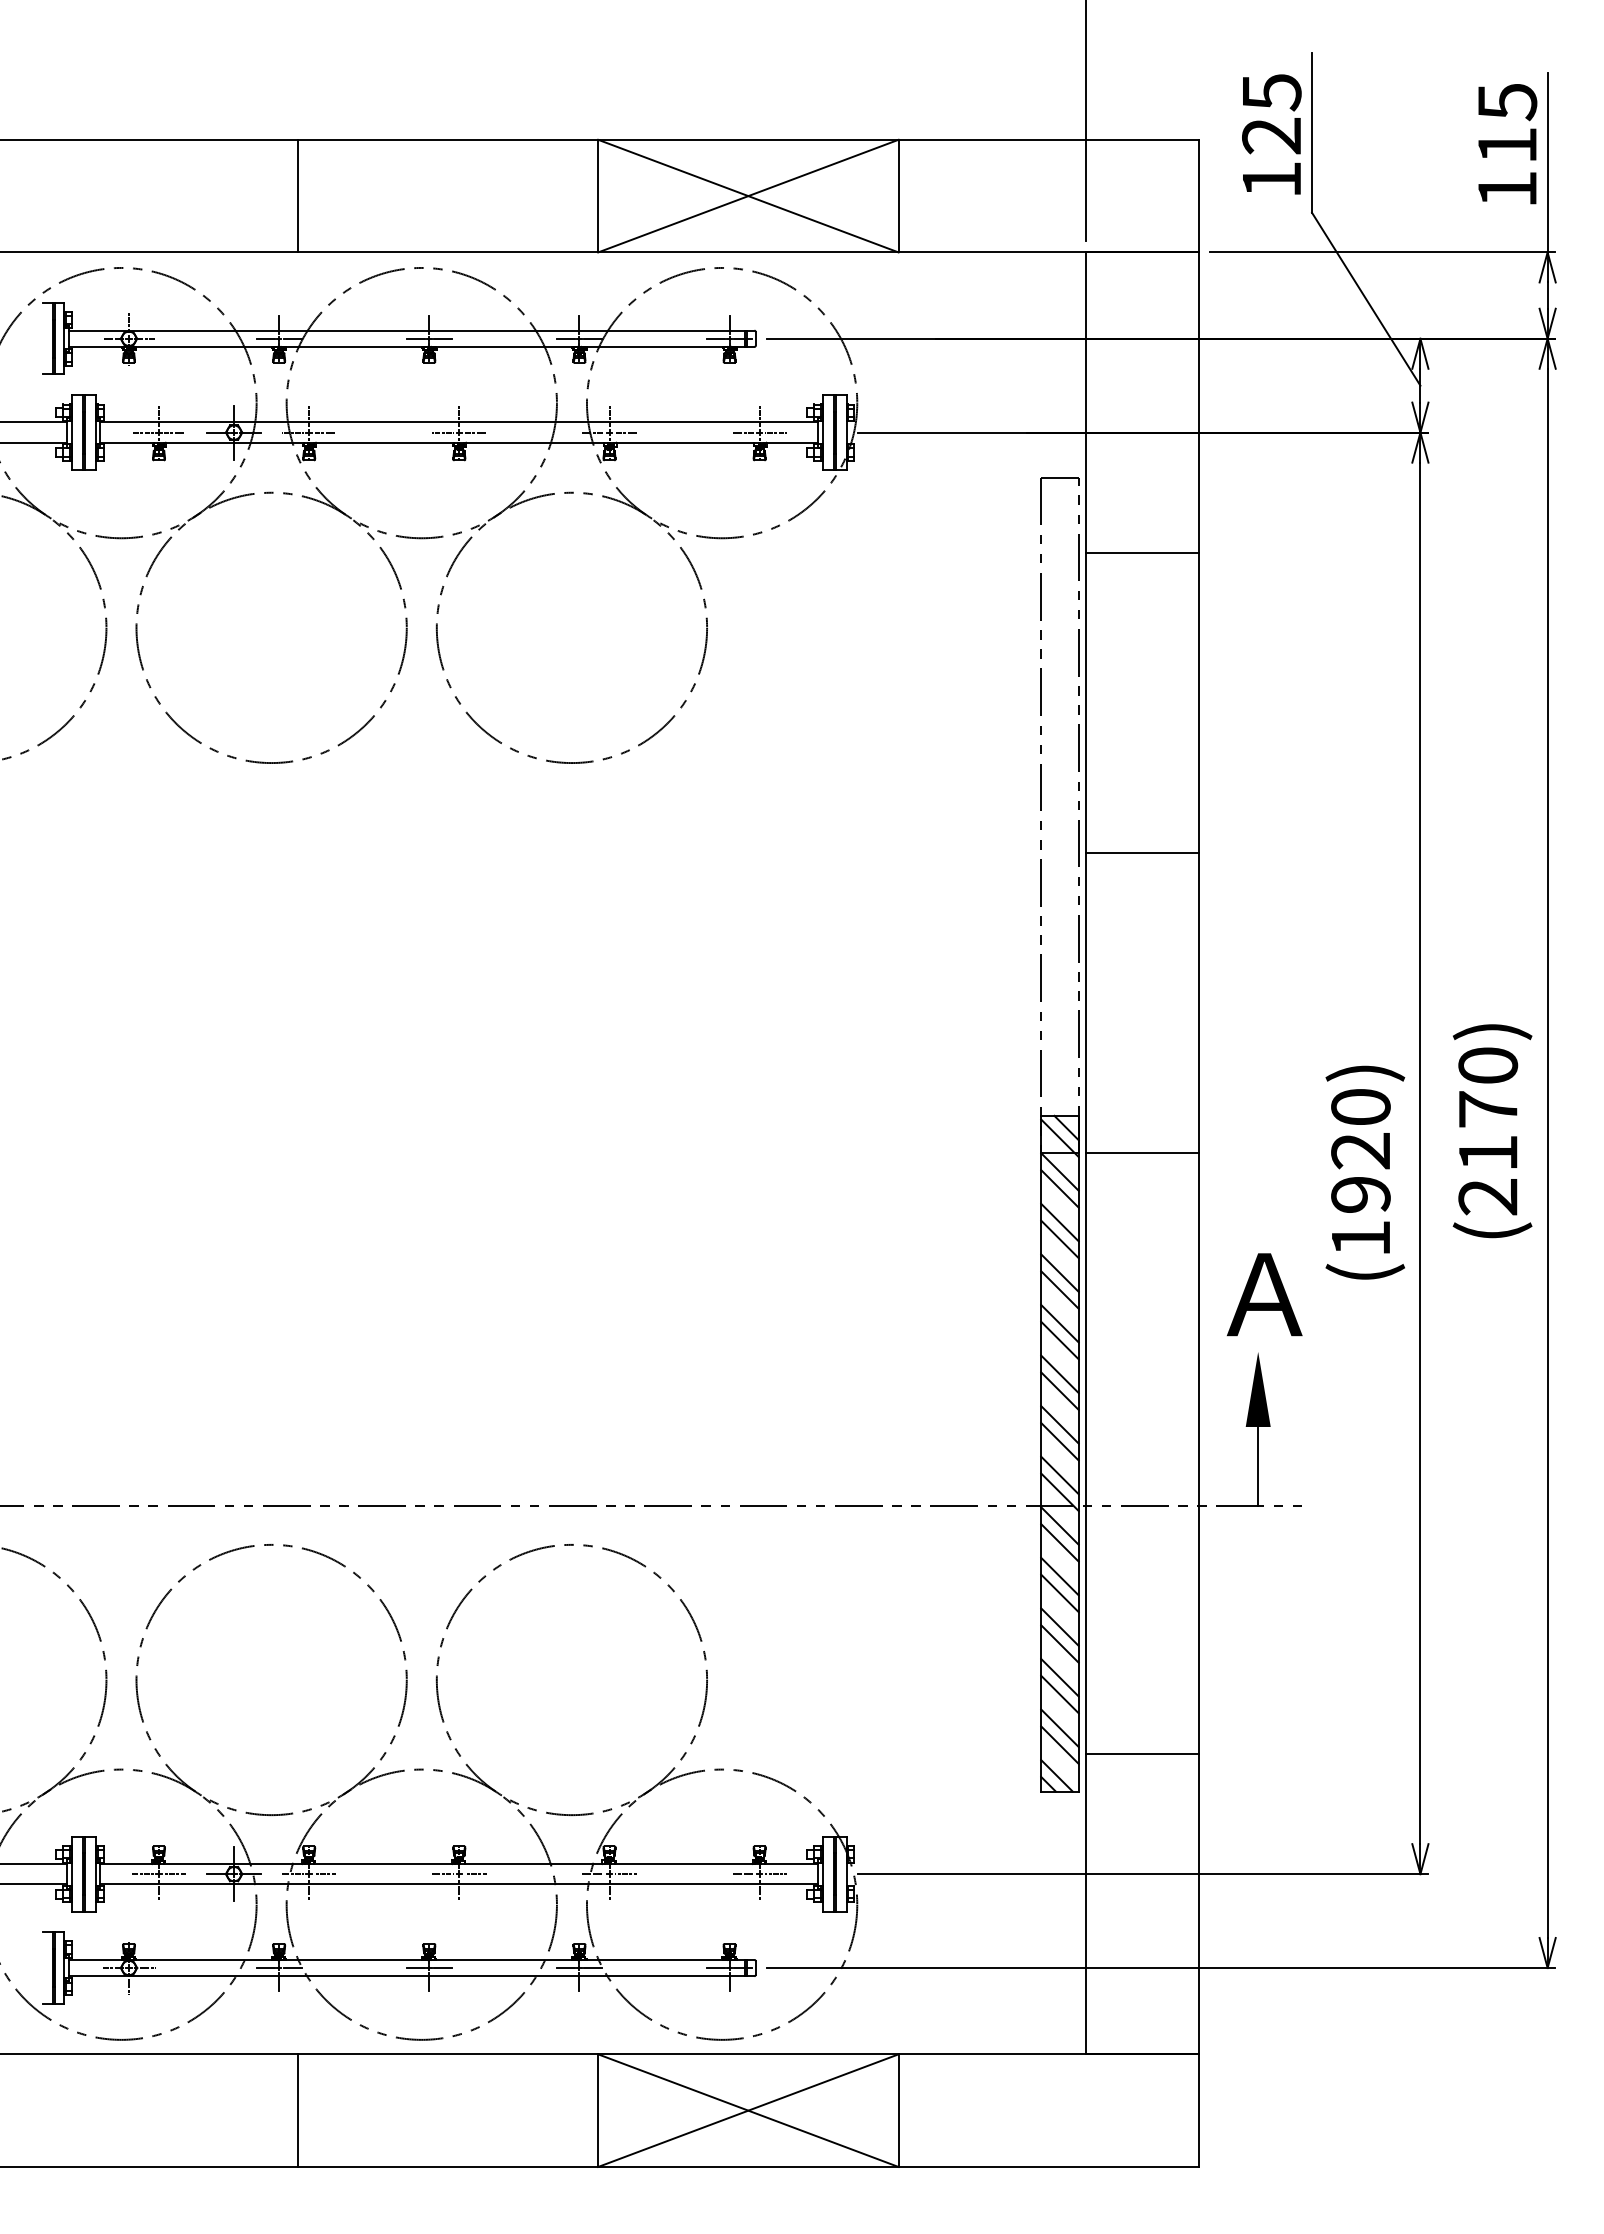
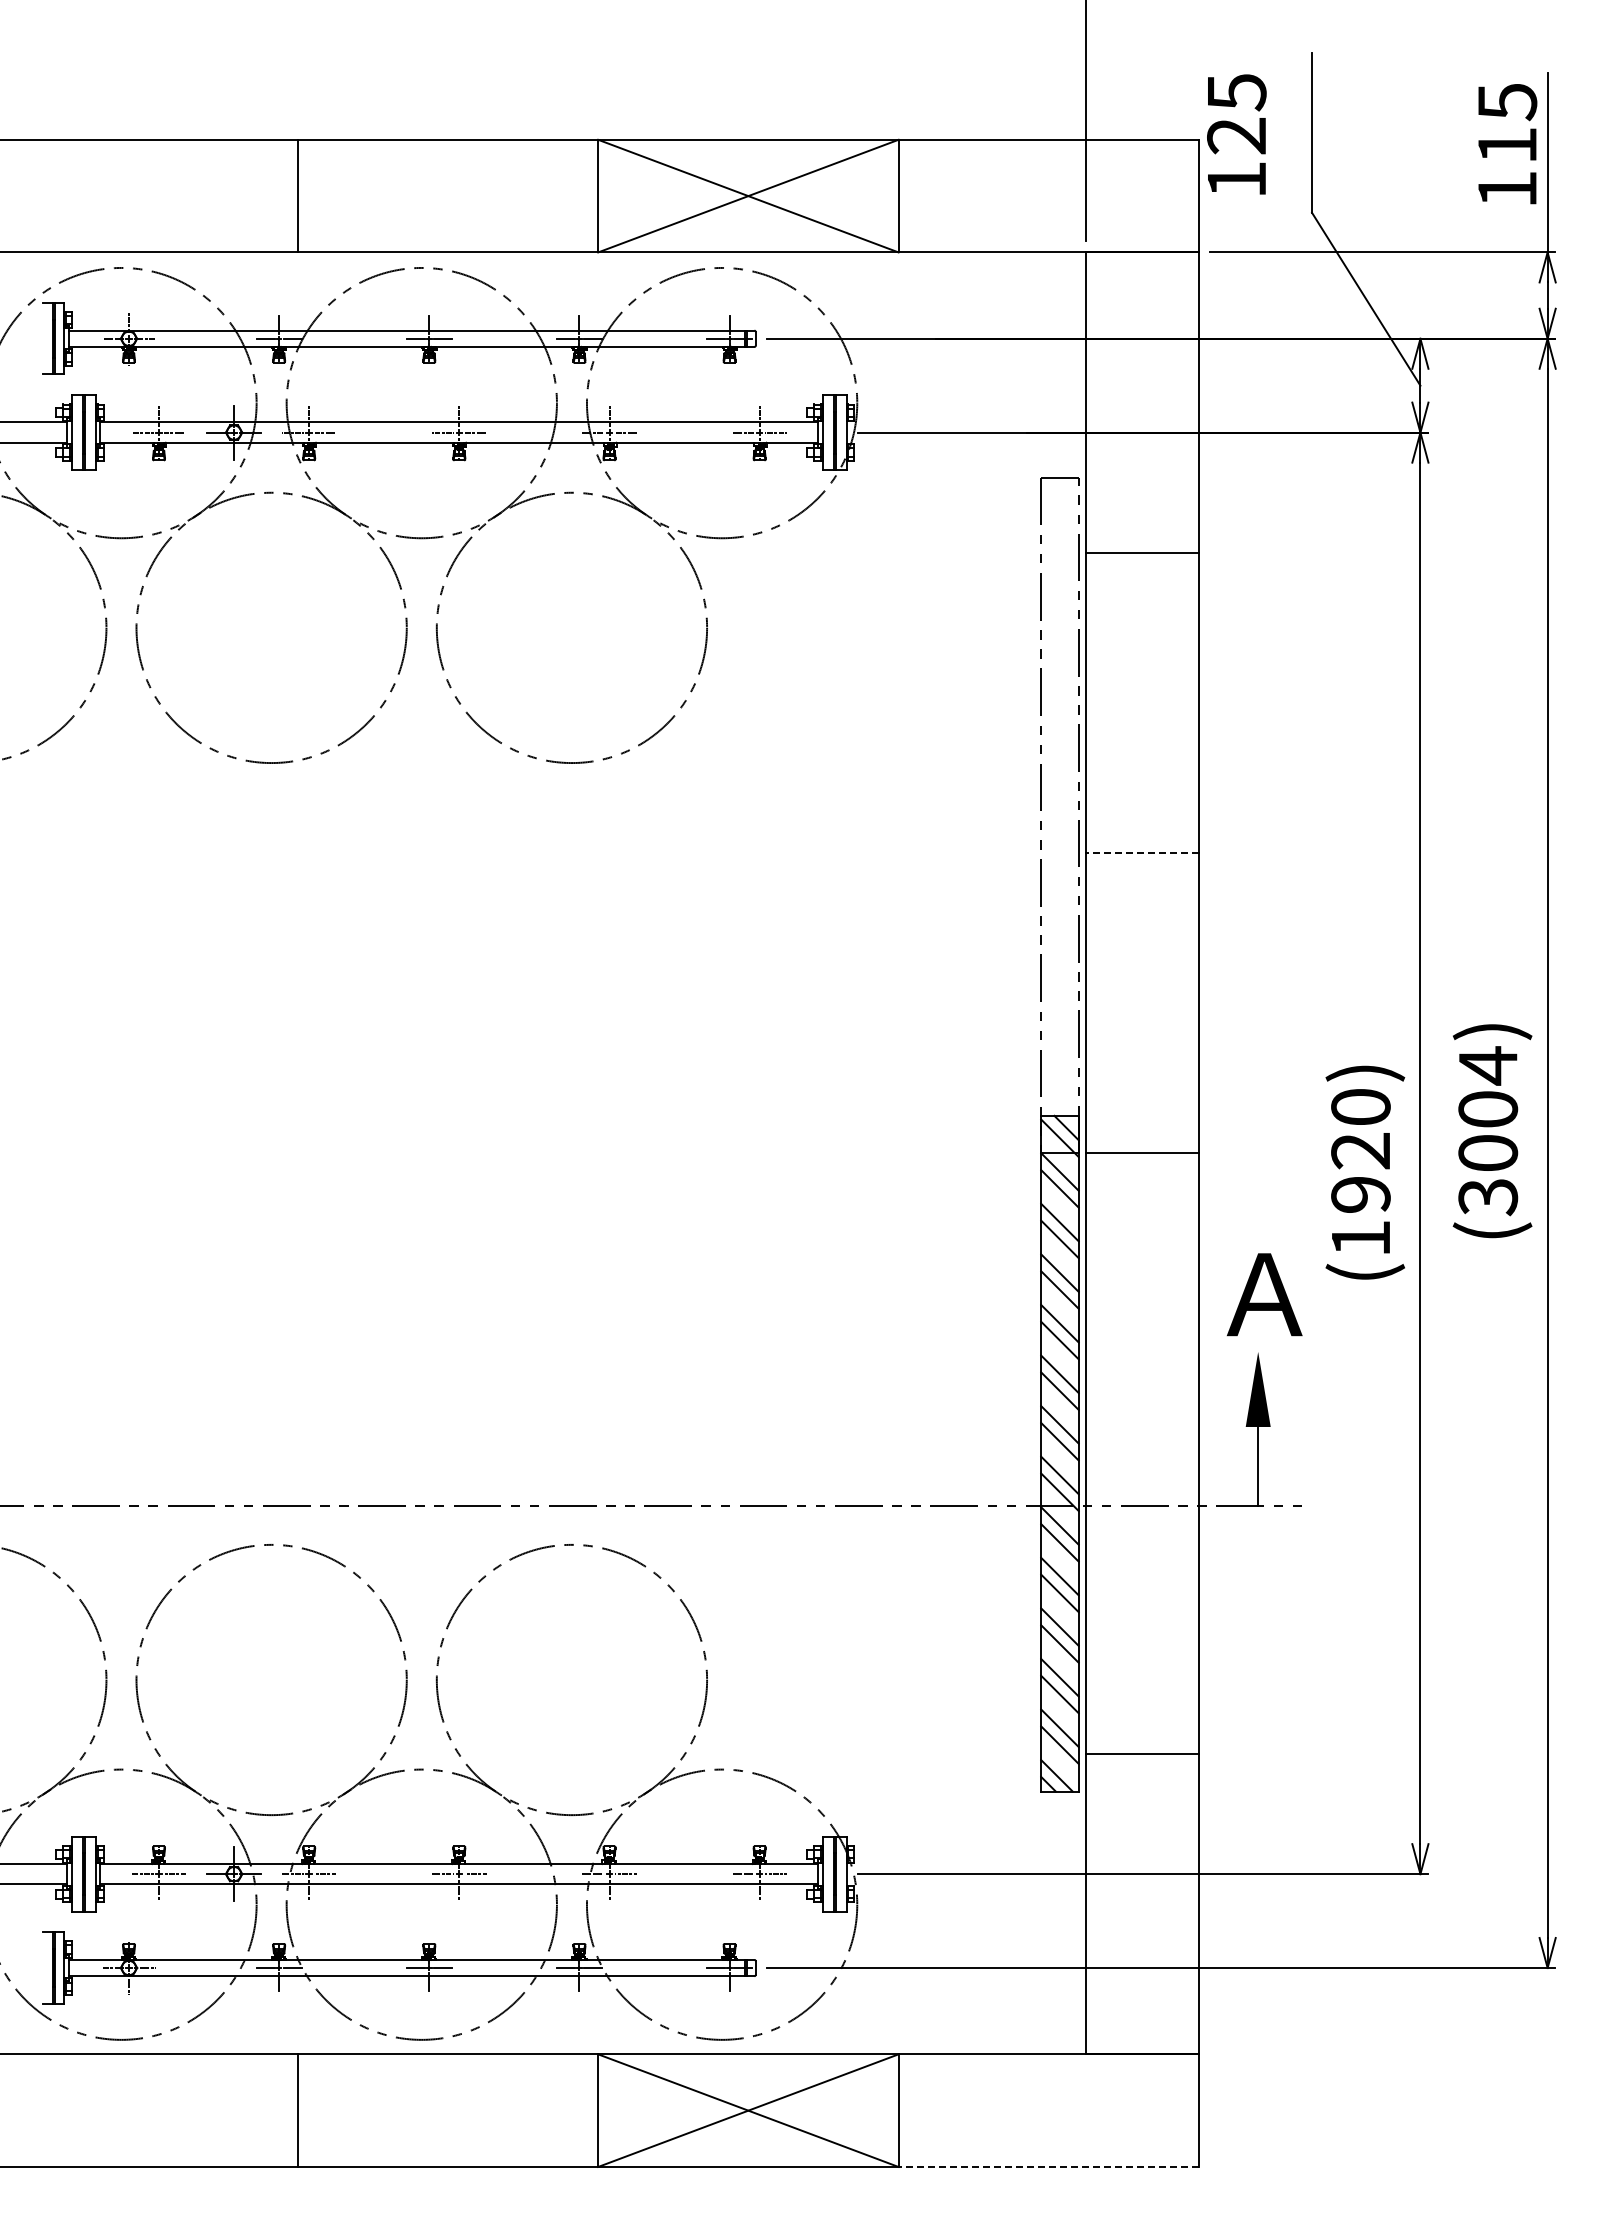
text position: (1271, 134) -> (1236, 134) (1236, 134)
line: solid -> dashed (1142, 853)
text: (2170) -> (3004) (1488, 1131)
line: solid -> dashed (1048, 2166)
